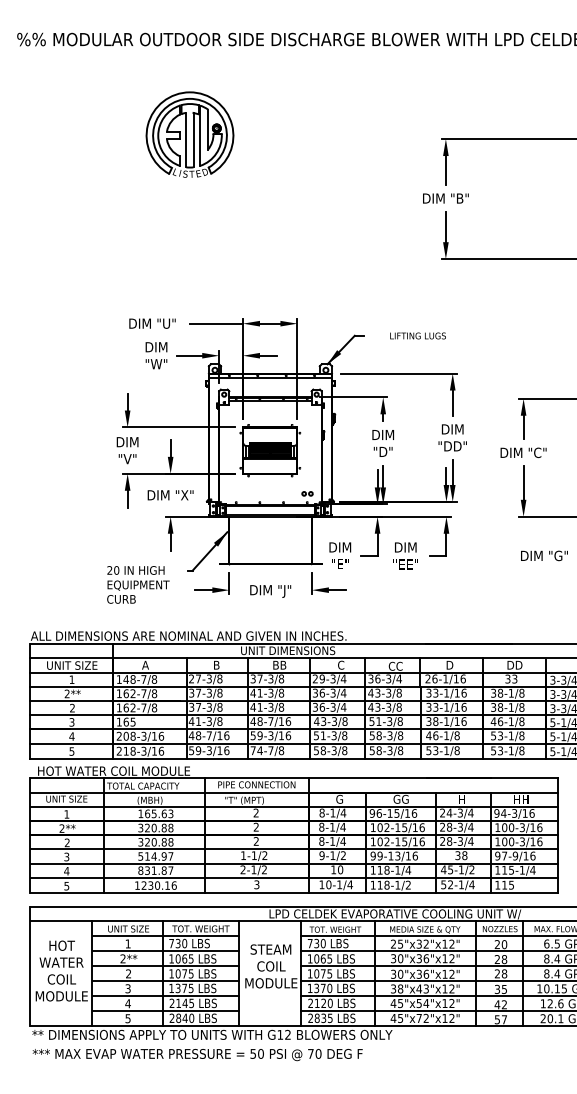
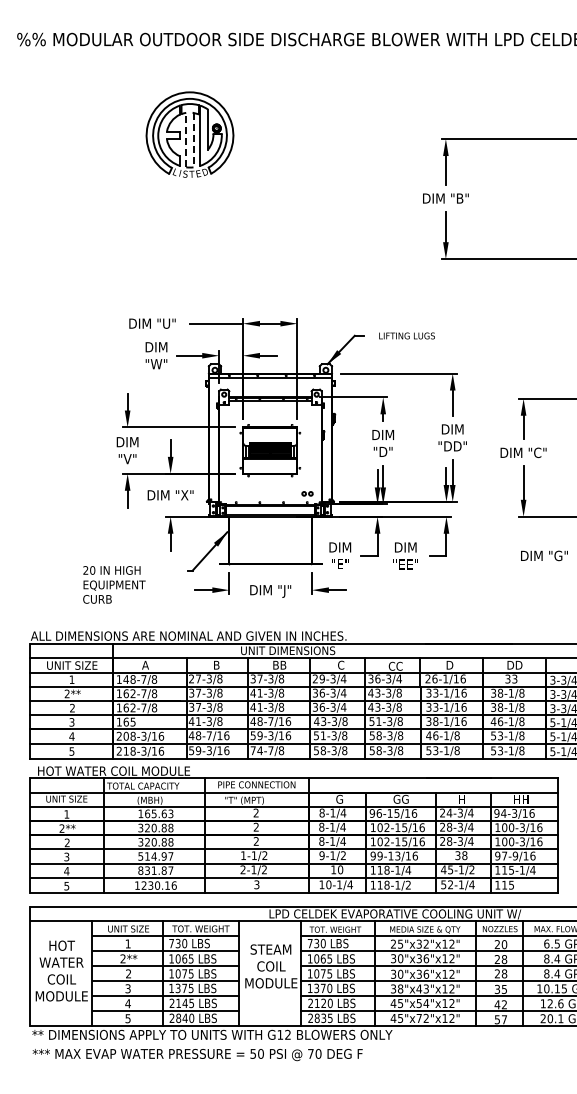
line: solid -> dashed (186, 139)
line: solid -> dashed (193, 140)
text position: (417, 335) -> (406, 335) (406, 335)
text position: (138, 584) -> (114, 584) (114, 584)
